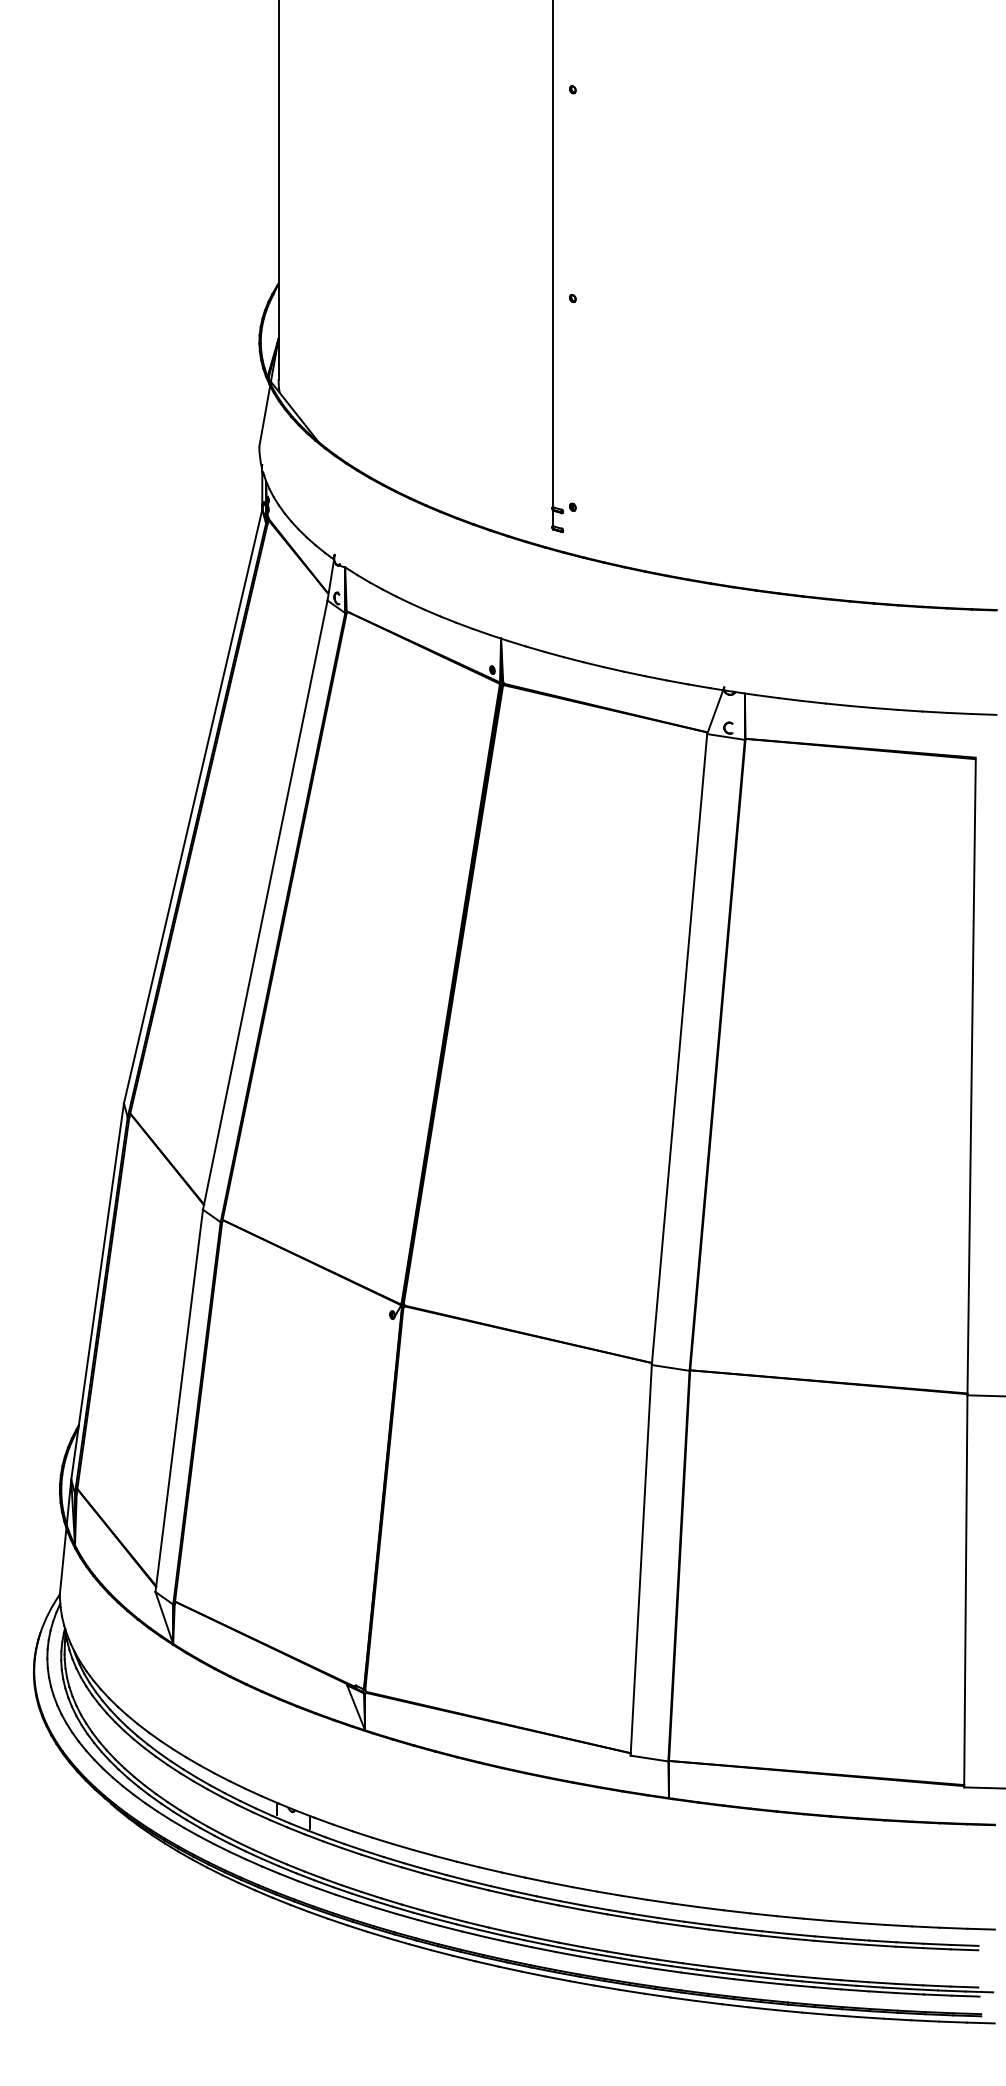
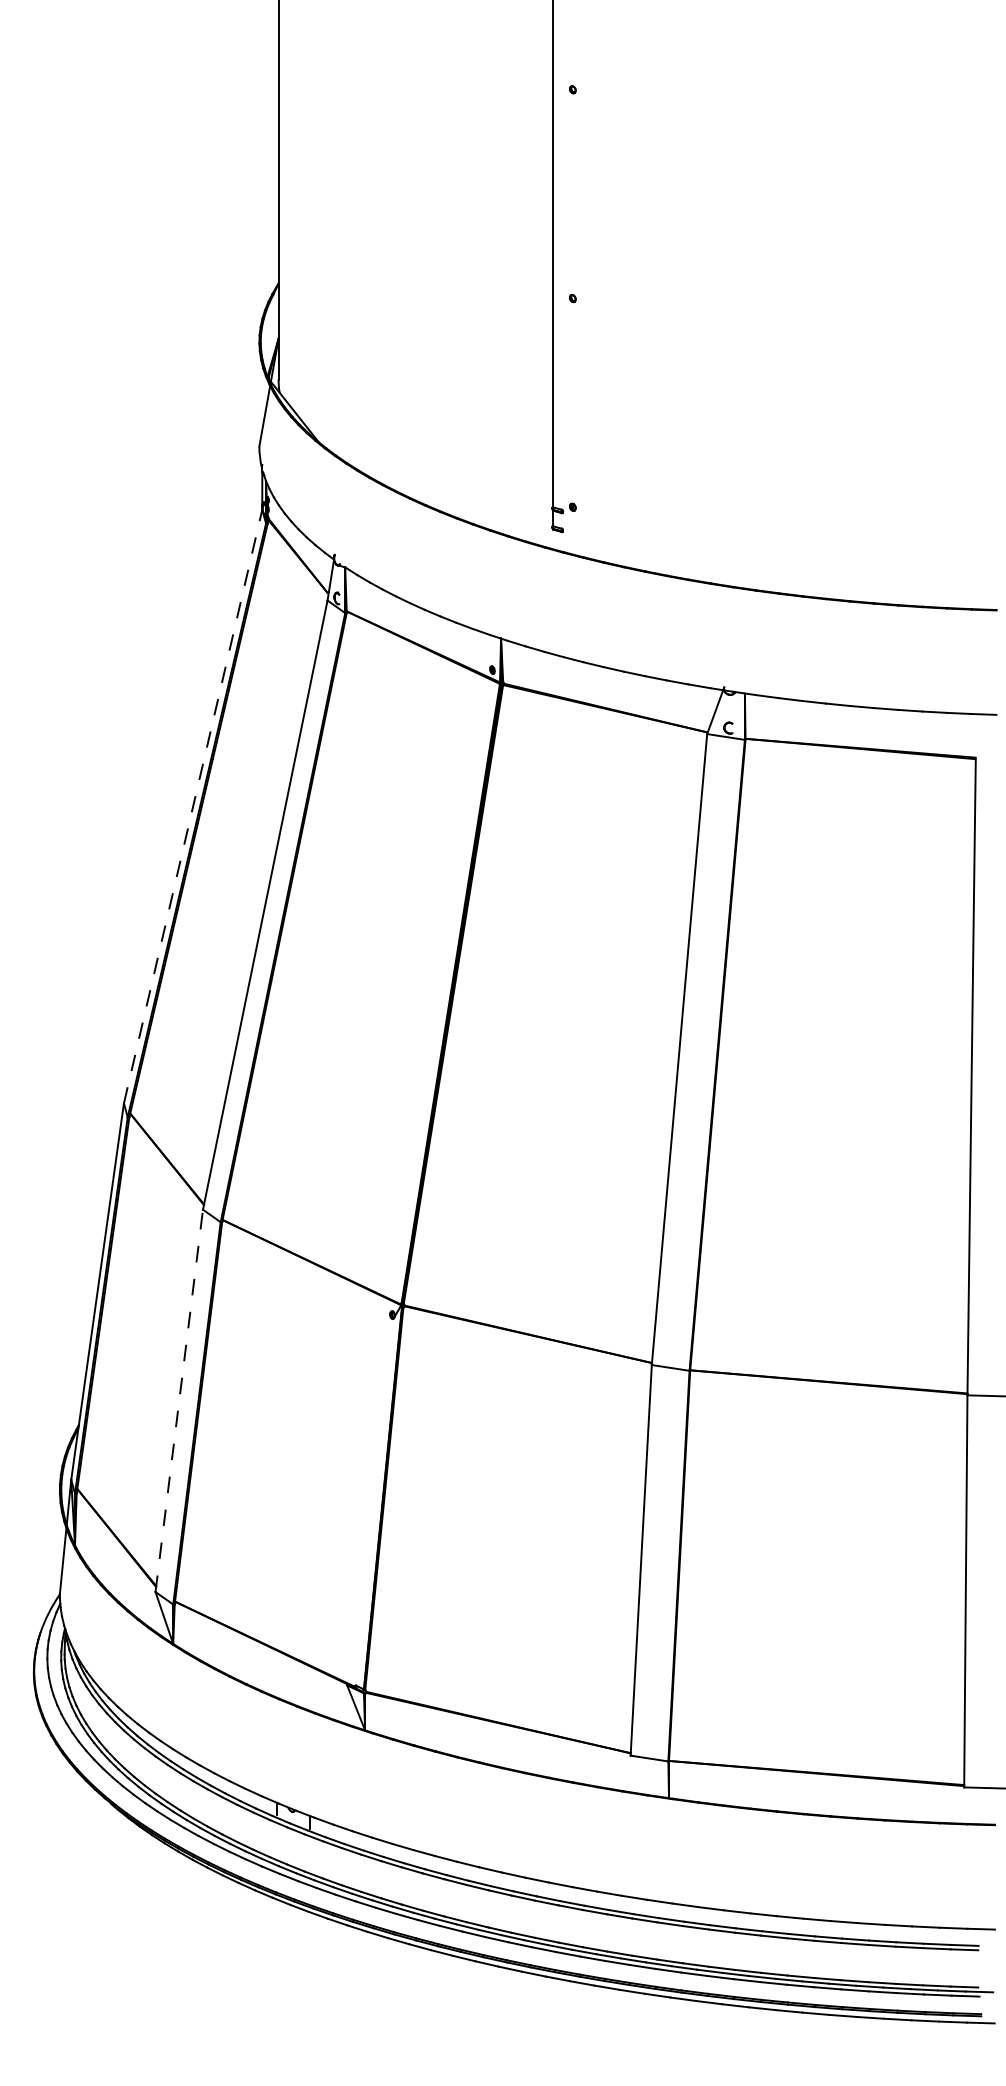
line: solid -> dashed (193, 806)
line: solid -> dashed (179, 1400)
